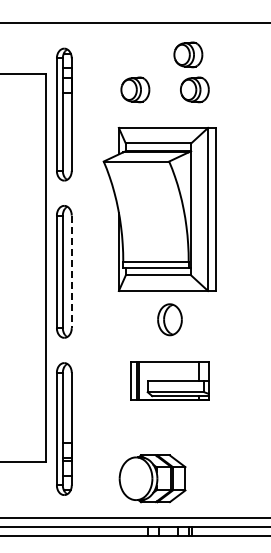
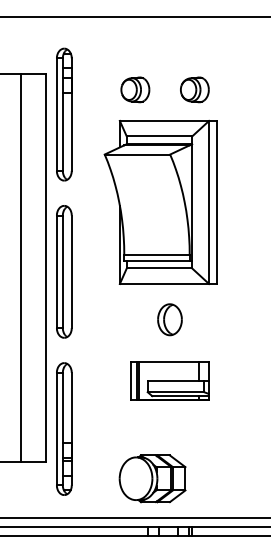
line position: (134, 22) -> (134, 16) (134, 16)
part: present -> none (188, 54)
part position: (159, 208) -> (160, 201) (160, 201)
line: none -> present (21, 267)
line: dashed -> solid (71, 272)
